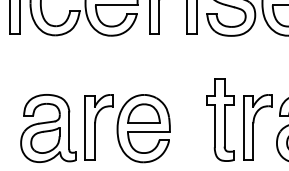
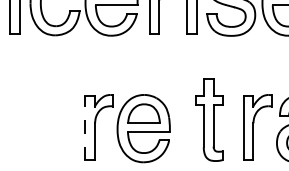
part position: (220, 119) -> (209, 119) (209, 119)
part: present -> none (48, 128)
line: solid -> dashed (85, 128)
